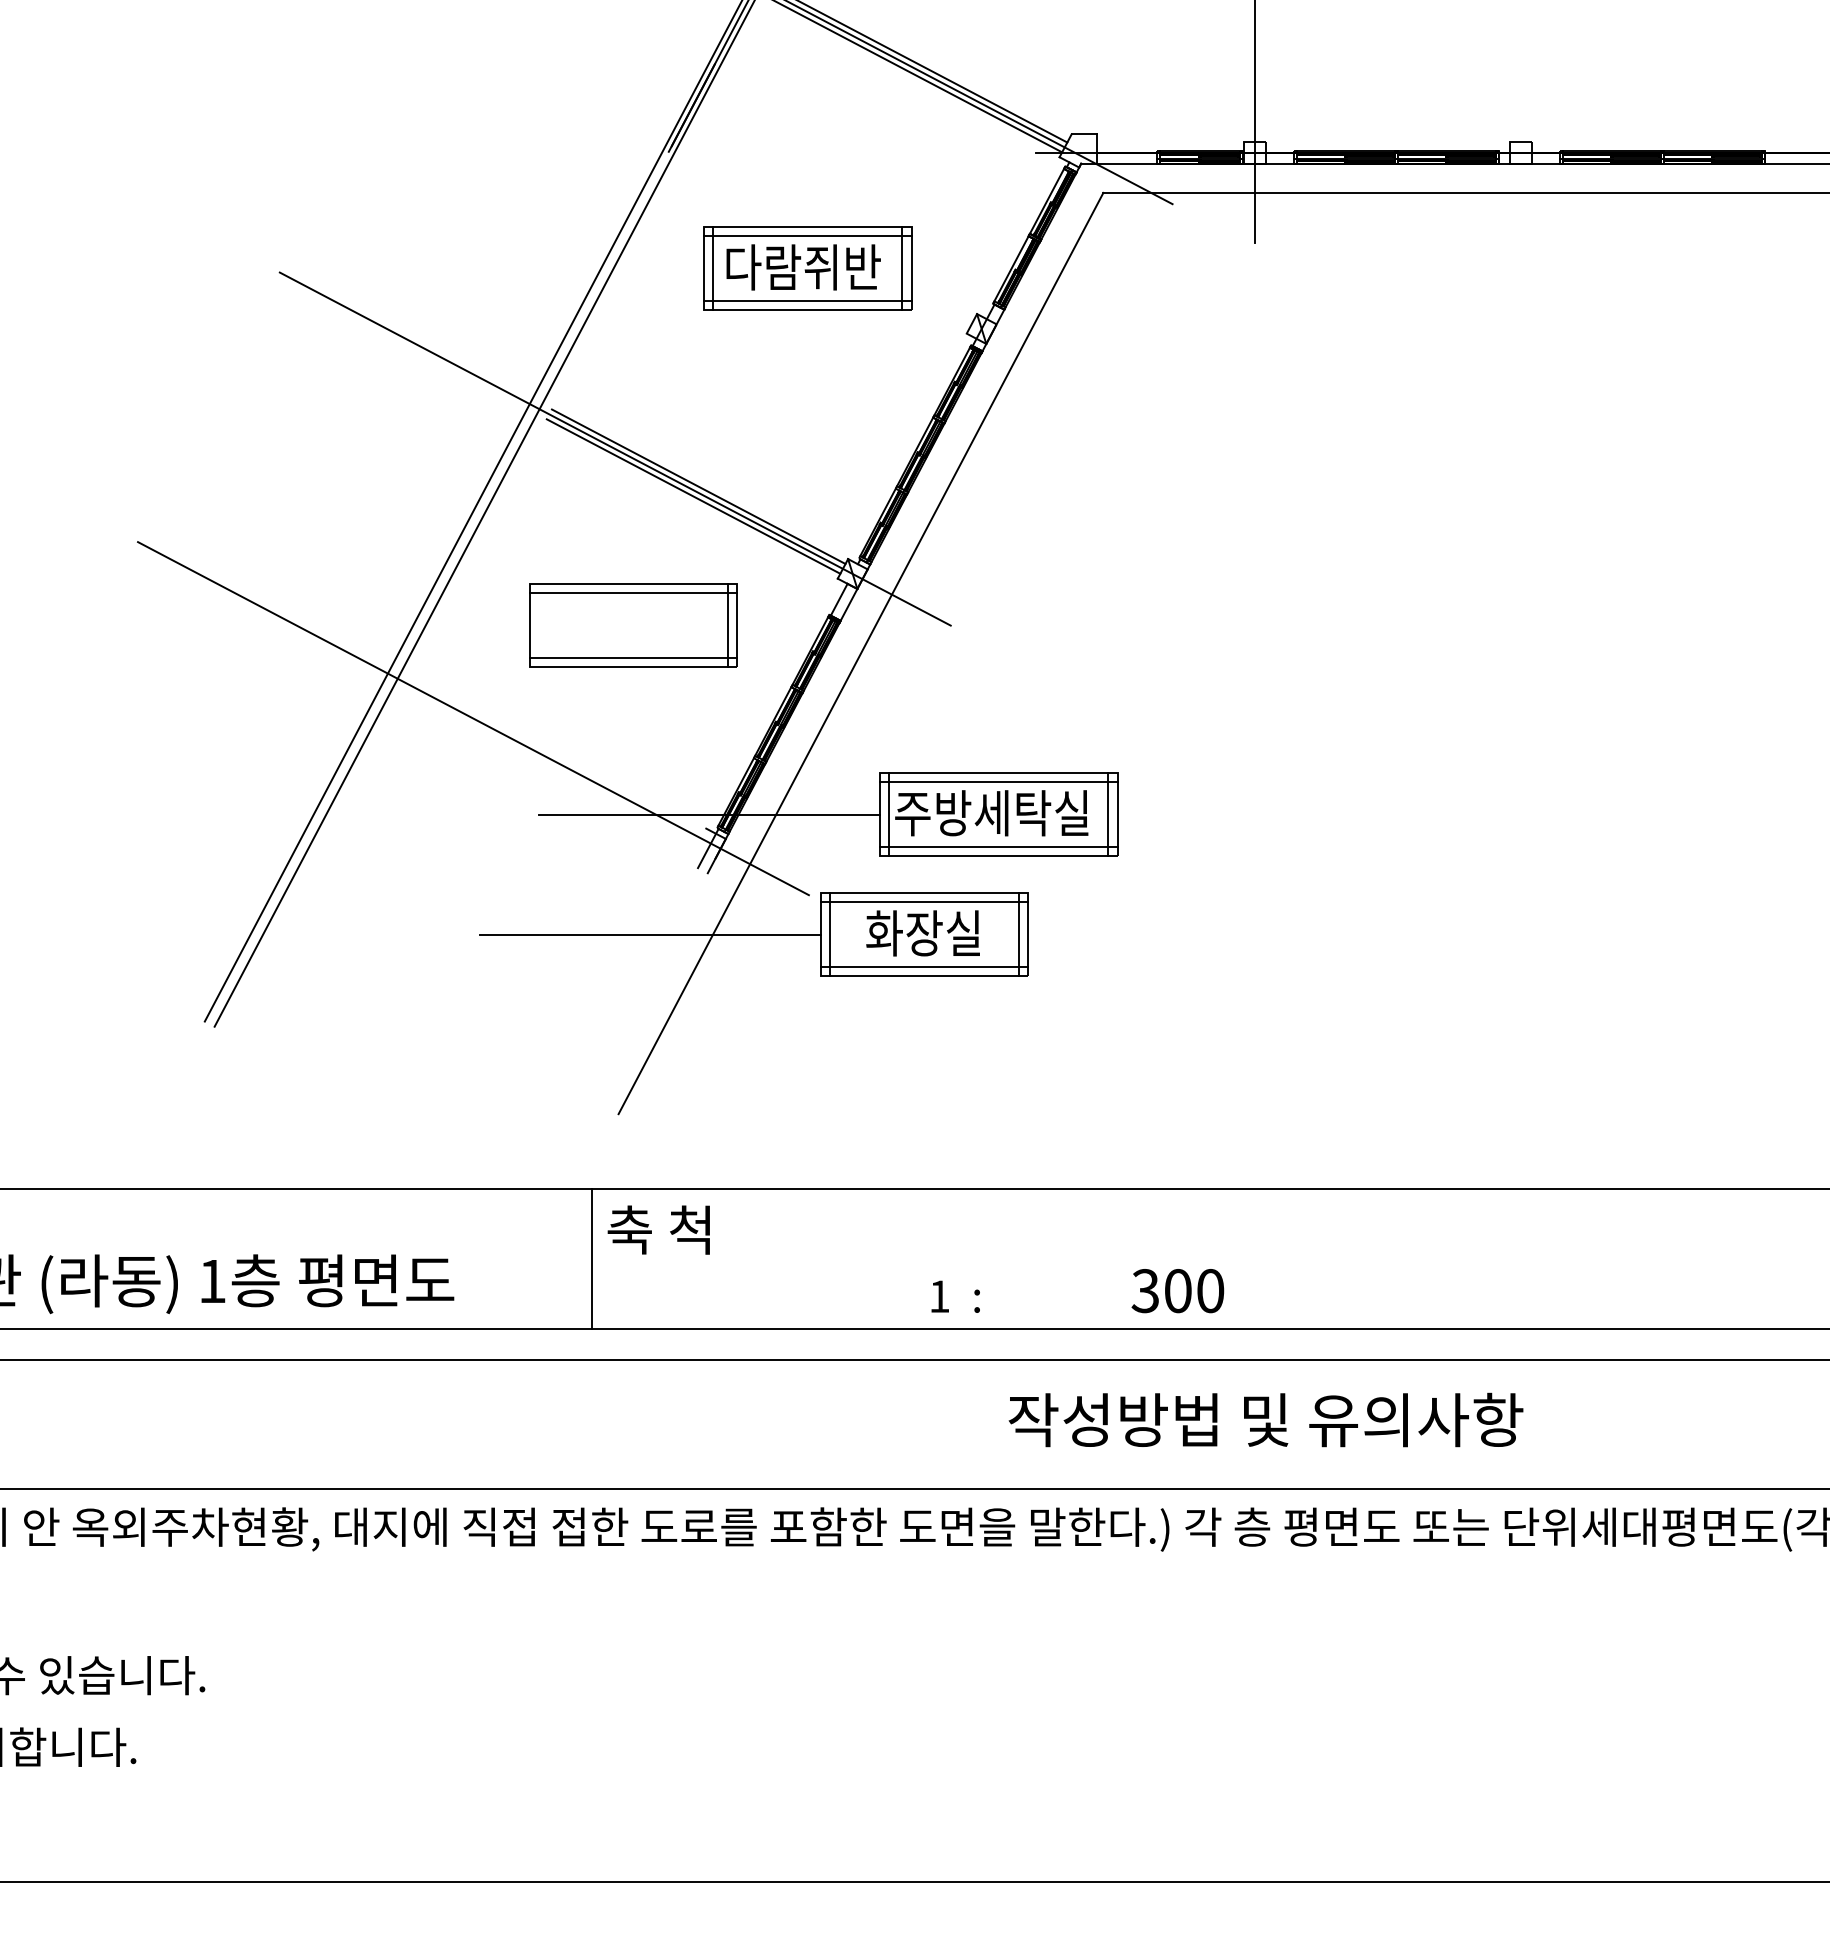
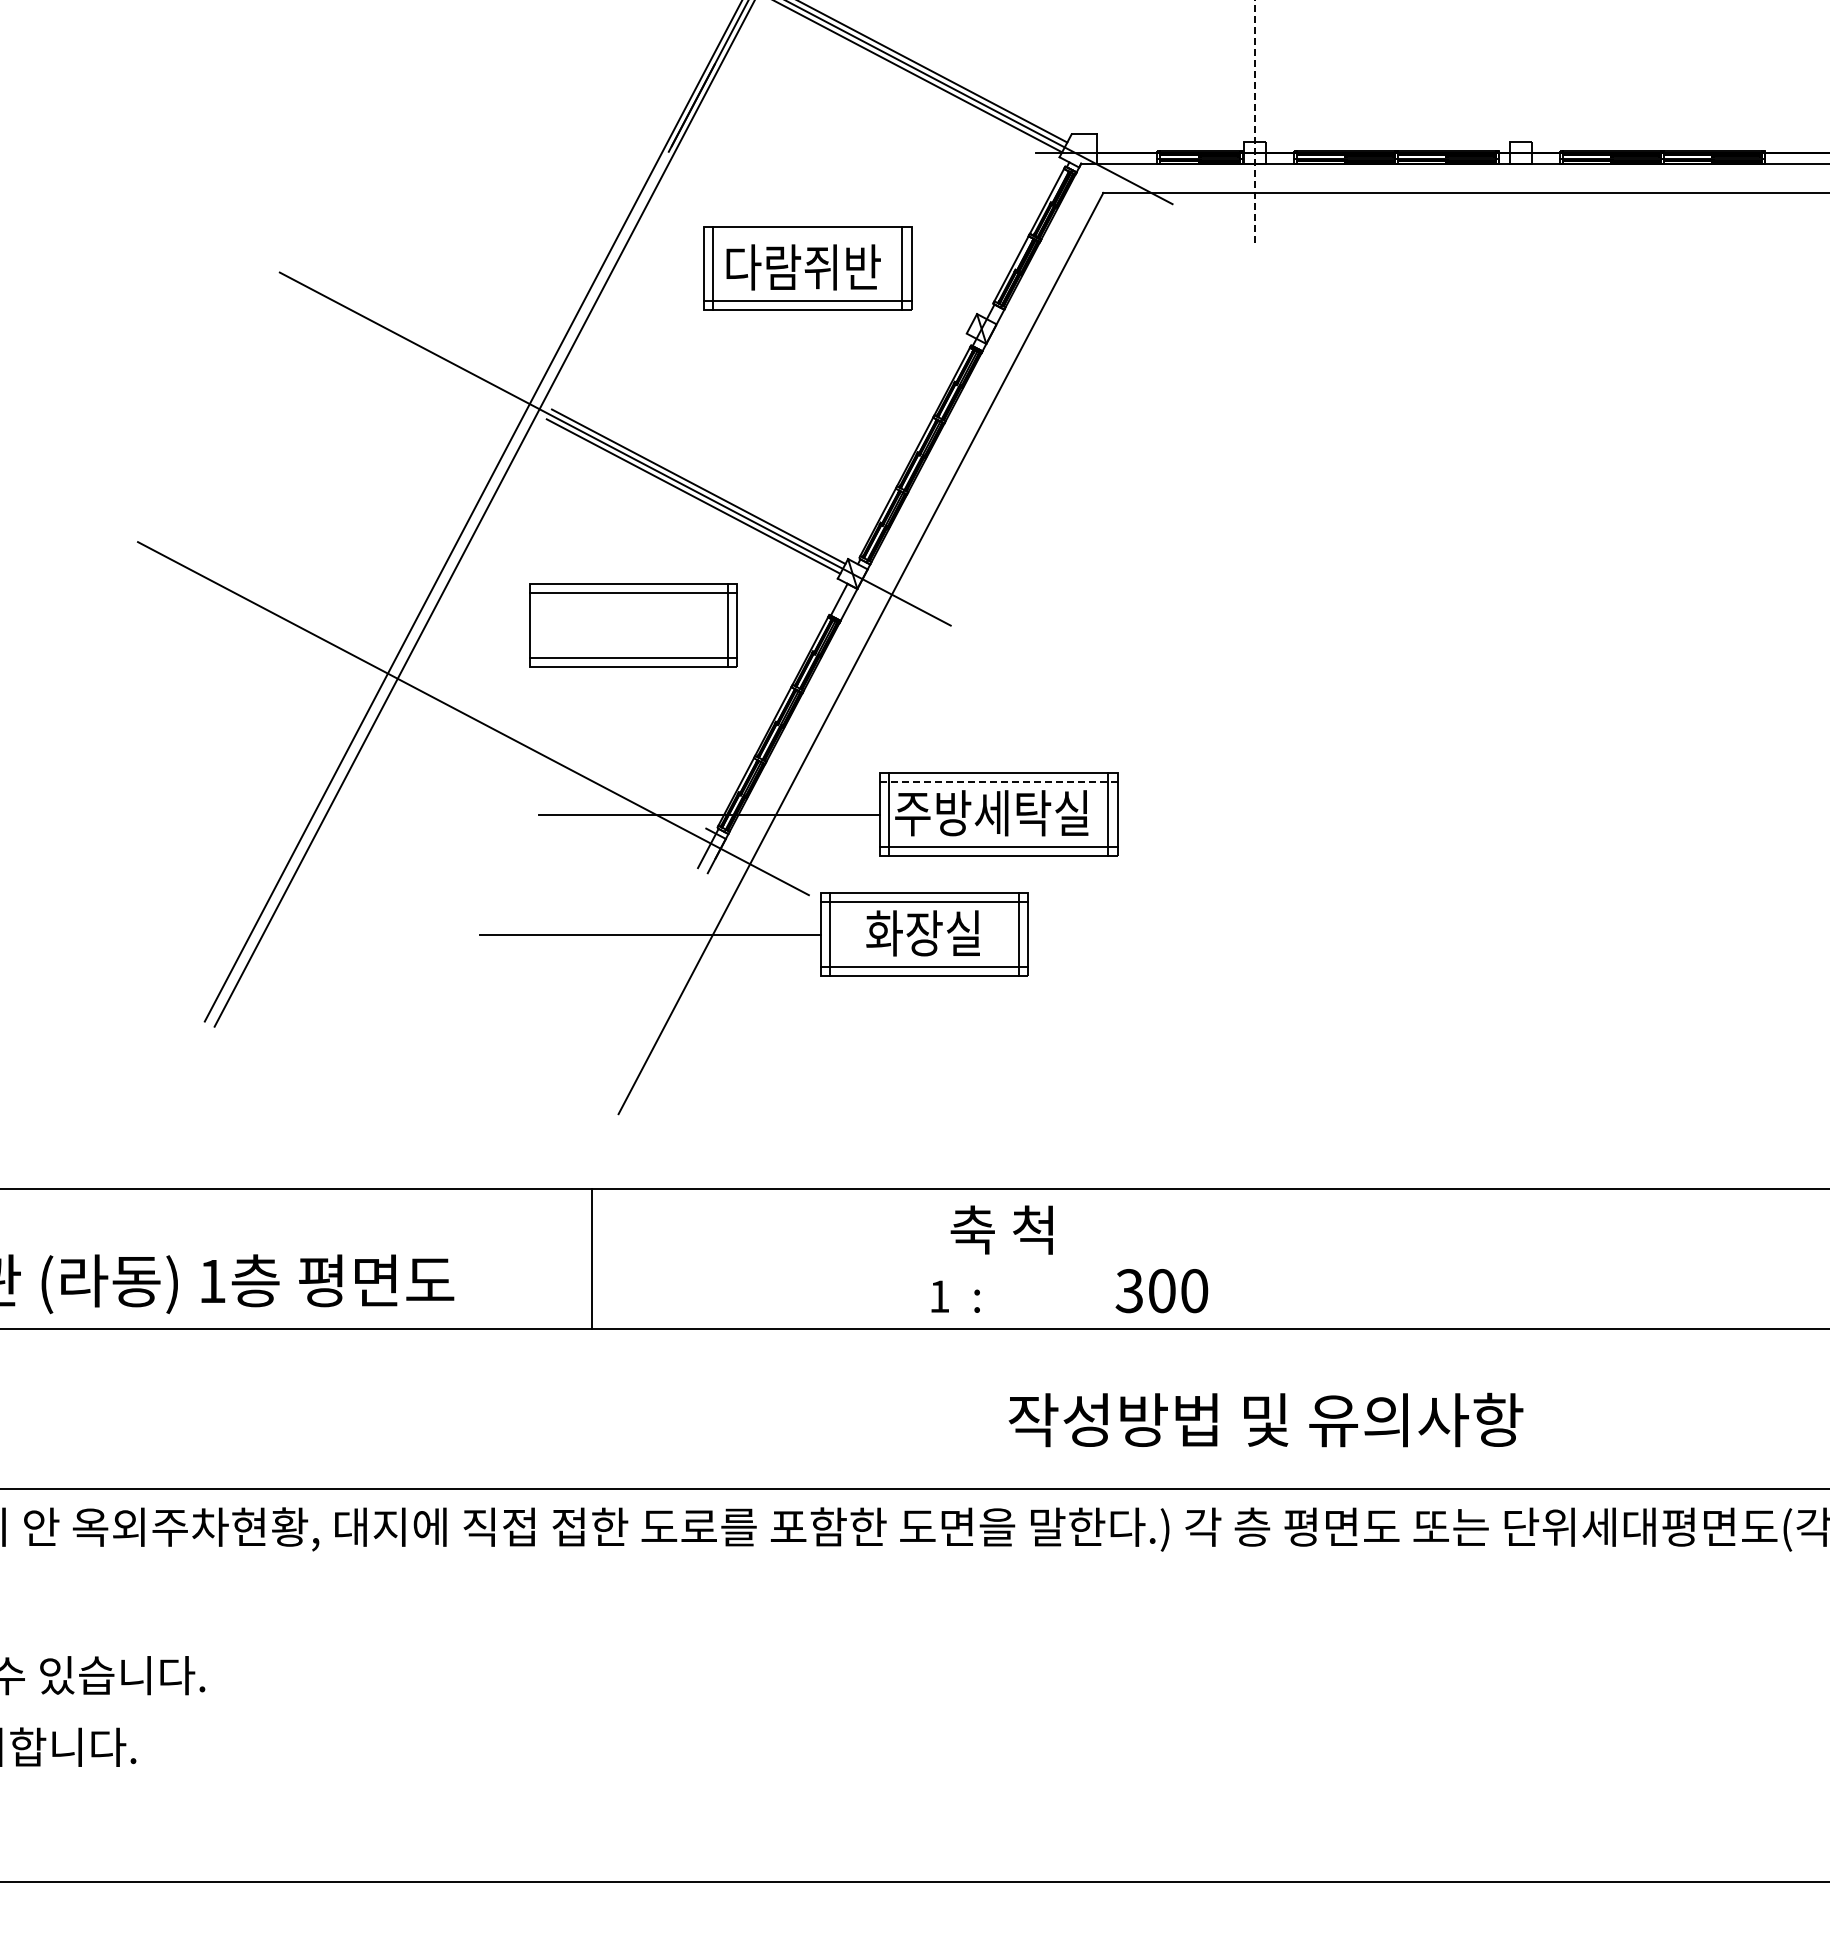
line: solid -> dashed (1255, 120)
line: present -> none (807, 236)
line: solid -> dashed (998, 781)
text position: (658, 1229) -> (1001, 1229) (1001, 1229)
text position: (1177, 1291) -> (1161, 1291) (1161, 1291)
line: present -> none (914, 1360)
